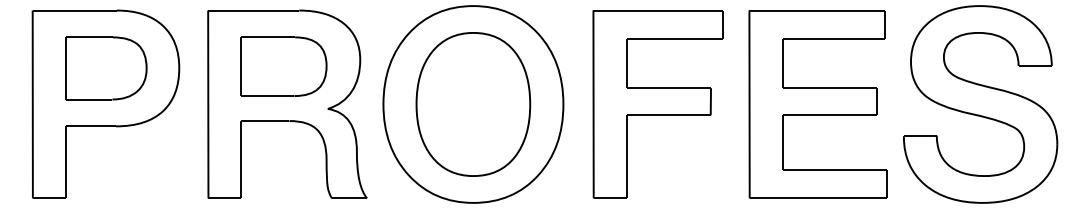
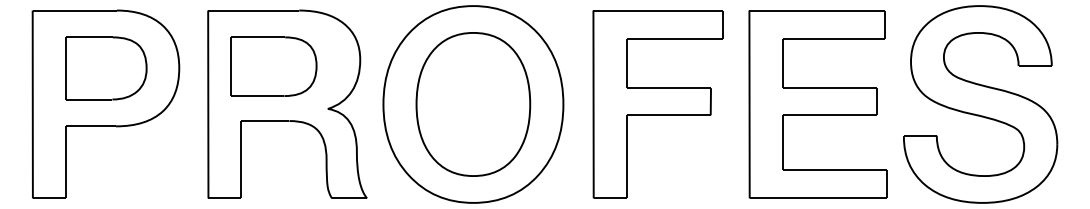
part position: (283, 66) -> (273, 66) (273, 66)
